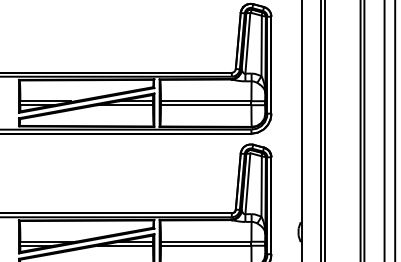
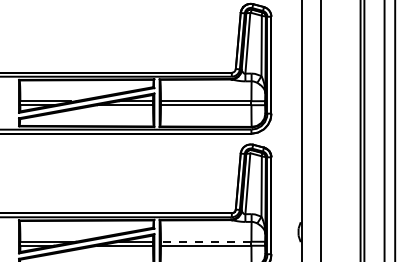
line: present -> none (324, 130)
line: solid -> dashed (205, 241)
